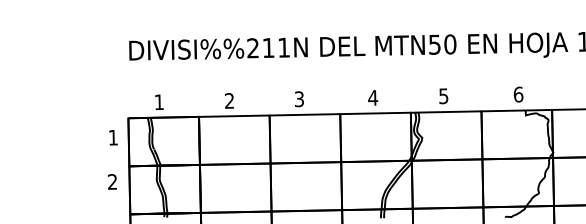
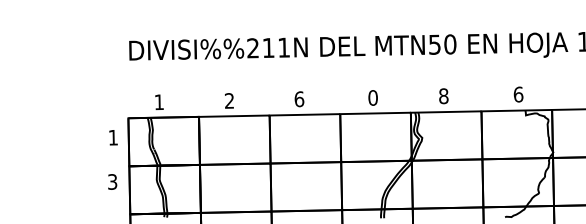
text: 5 -> 8 (443, 96)
text: 4 -> 0 (373, 97)
text: 3 -> 6 (299, 99)
text: 2 -> 3 (112, 181)
